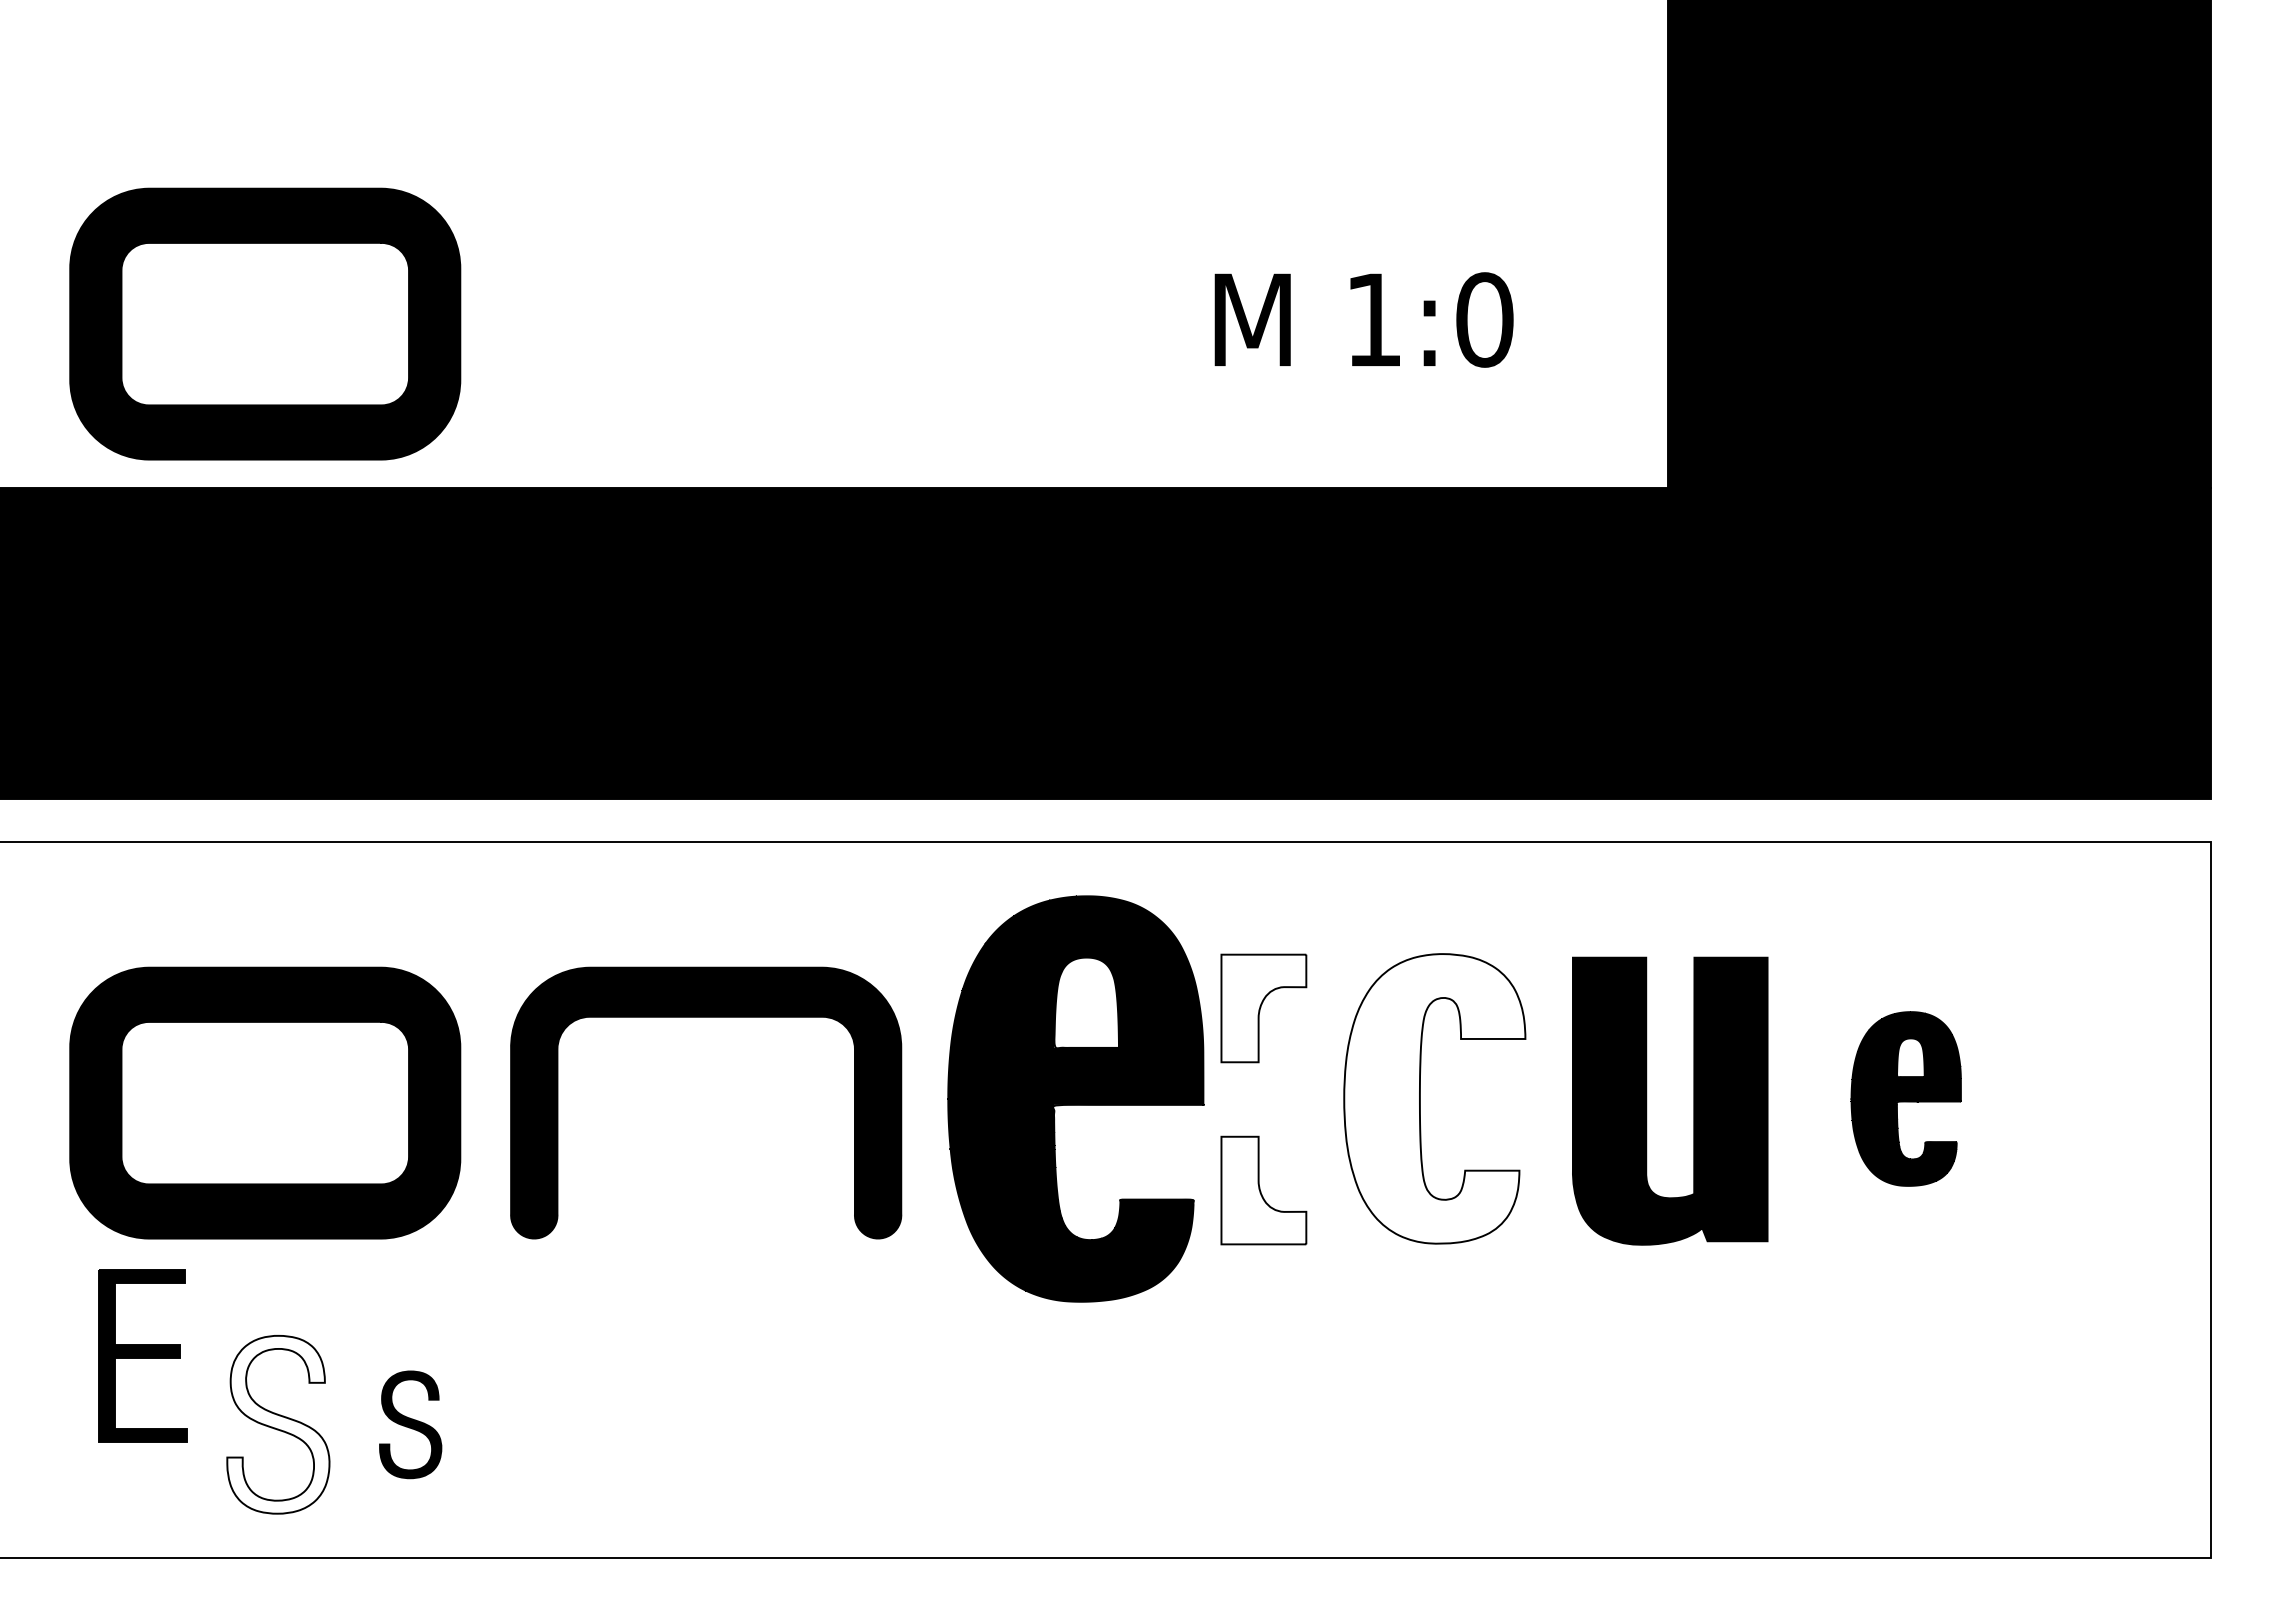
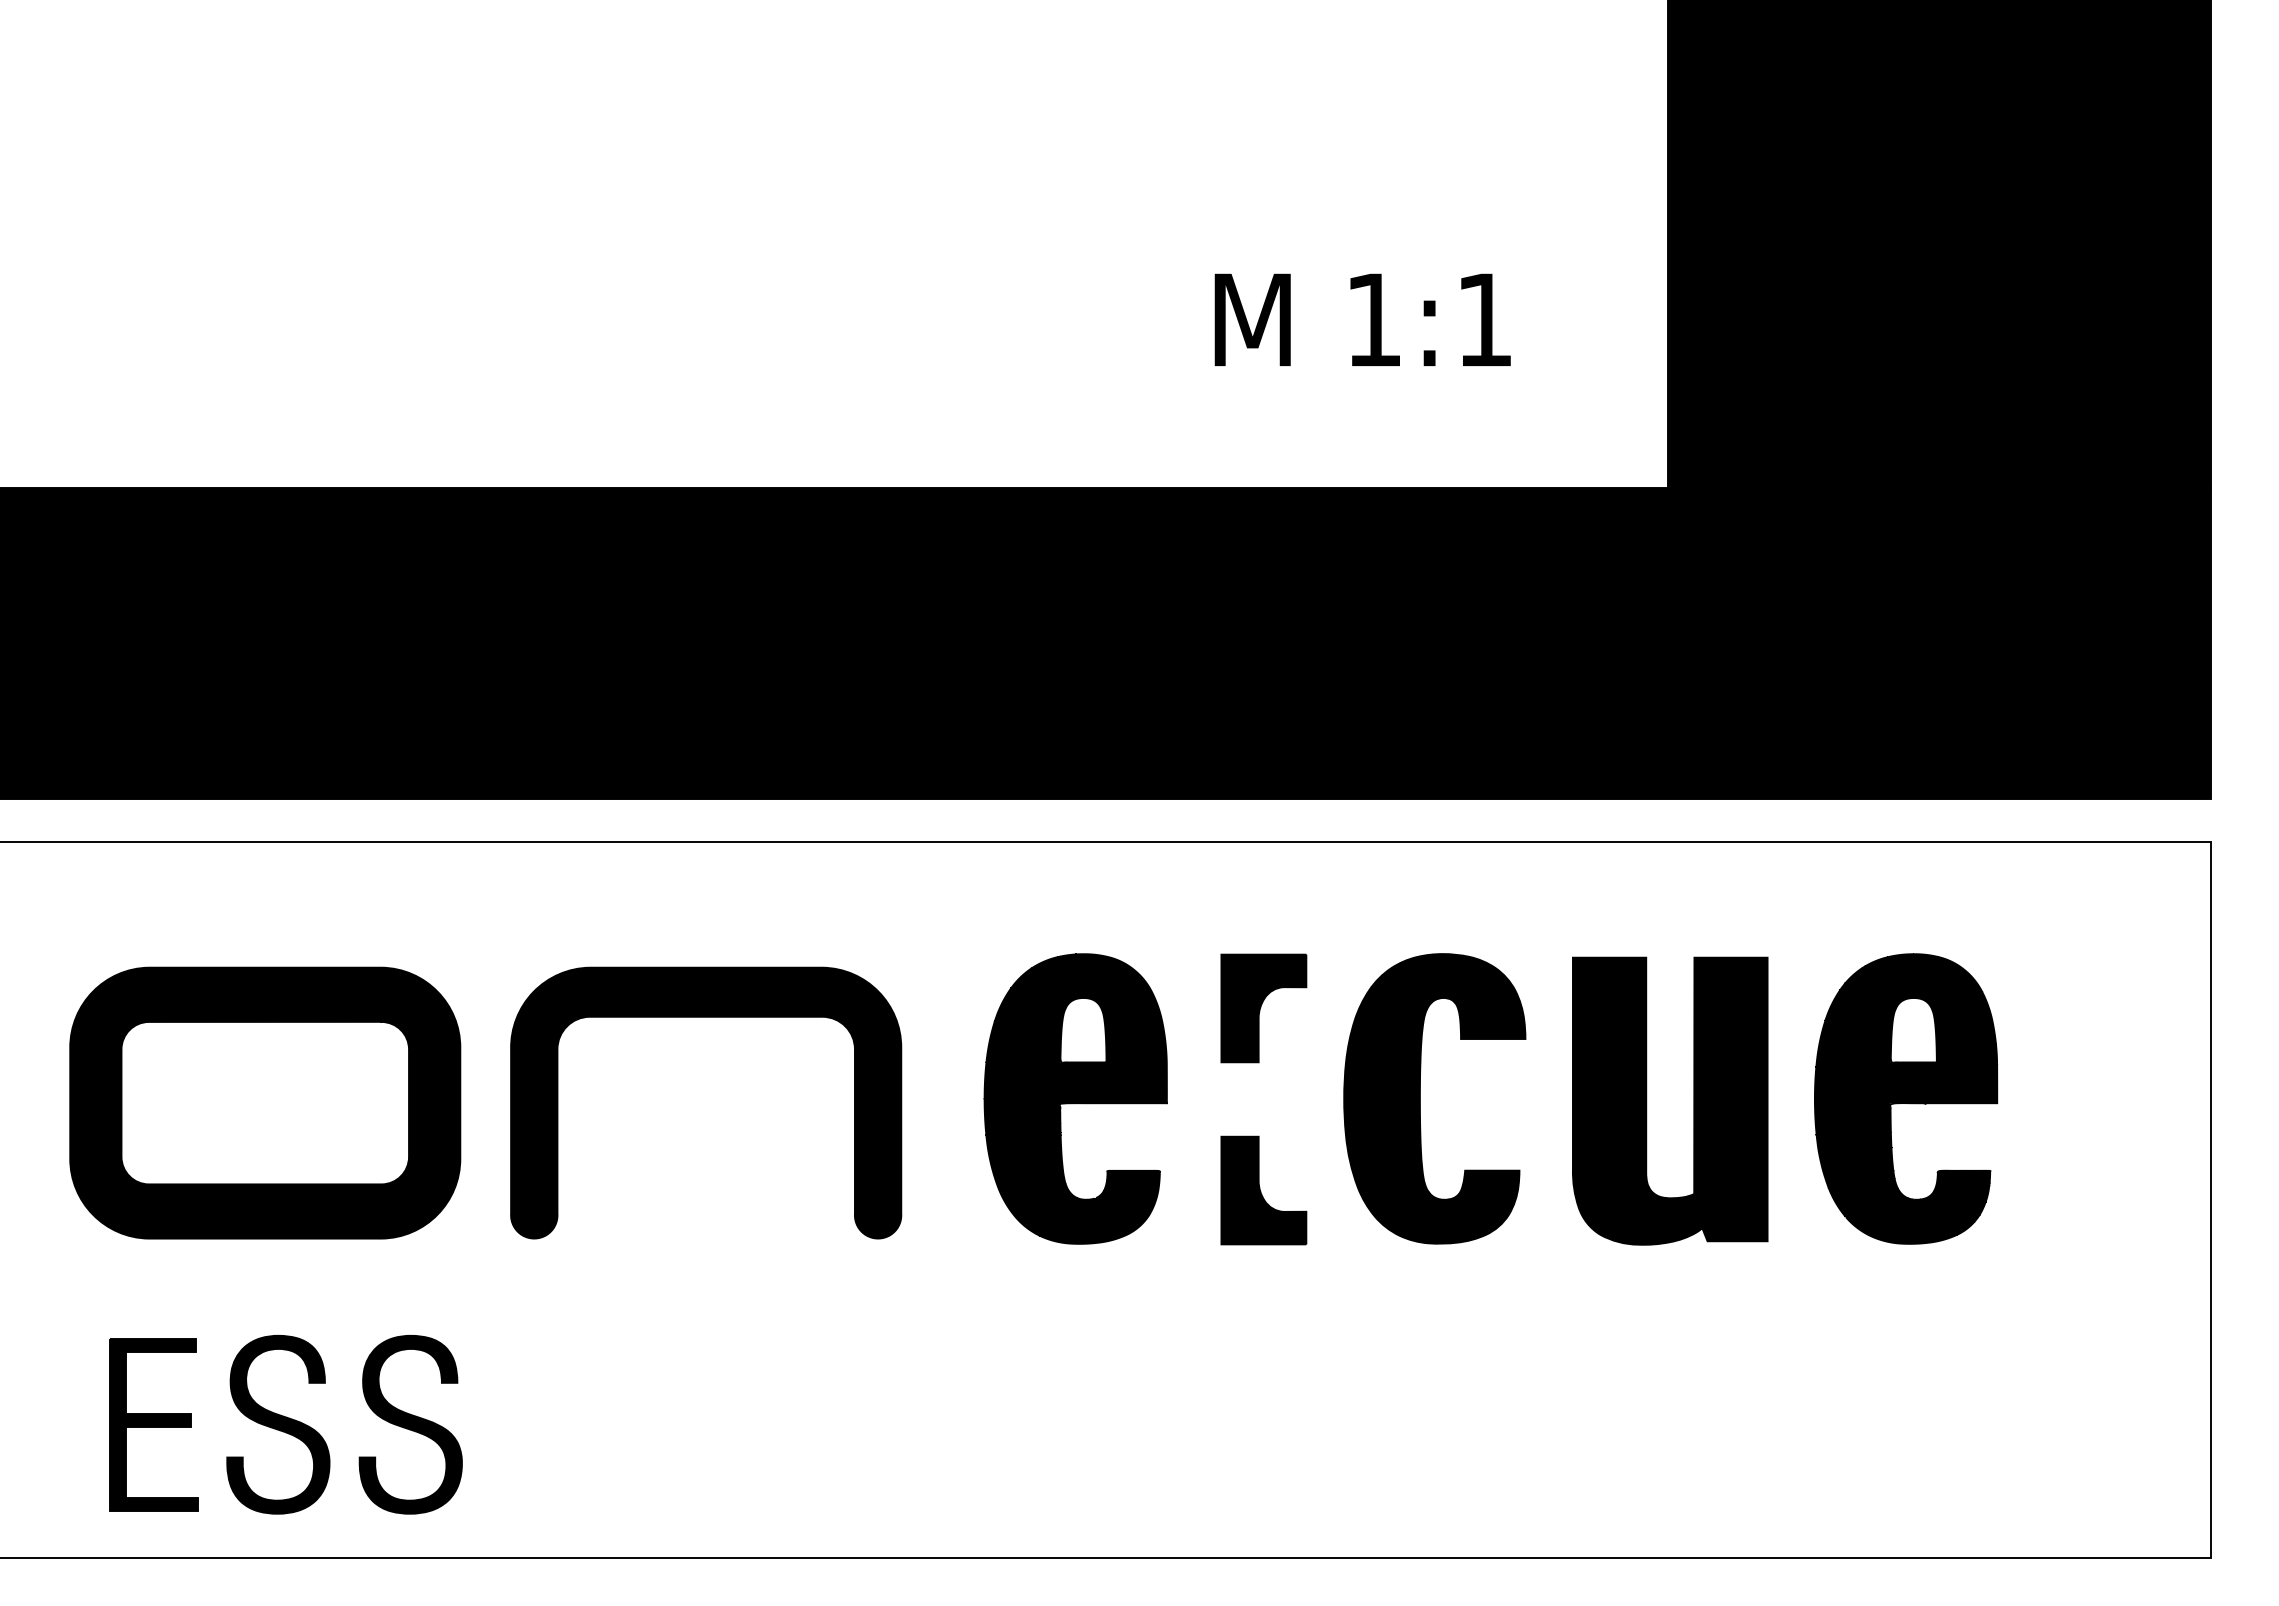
text: 1:0 -> 1:1 (1484, 319)
part: present -> none (265, 323)
fill: none -> present (1263, 1008)
part size: 258x408 px -> 185x292 px (1075, 1098)
fill: none -> present (1434, 1098)
part size: 112x176 px -> 185x292 px (1906, 1098)
fill: none -> present (1263, 1190)
part position: (142, 1355) -> (153, 1424) (153, 1424)
fill: none -> present (278, 1424)
part size: 64x110 px -> 105x180 px (410, 1424)
